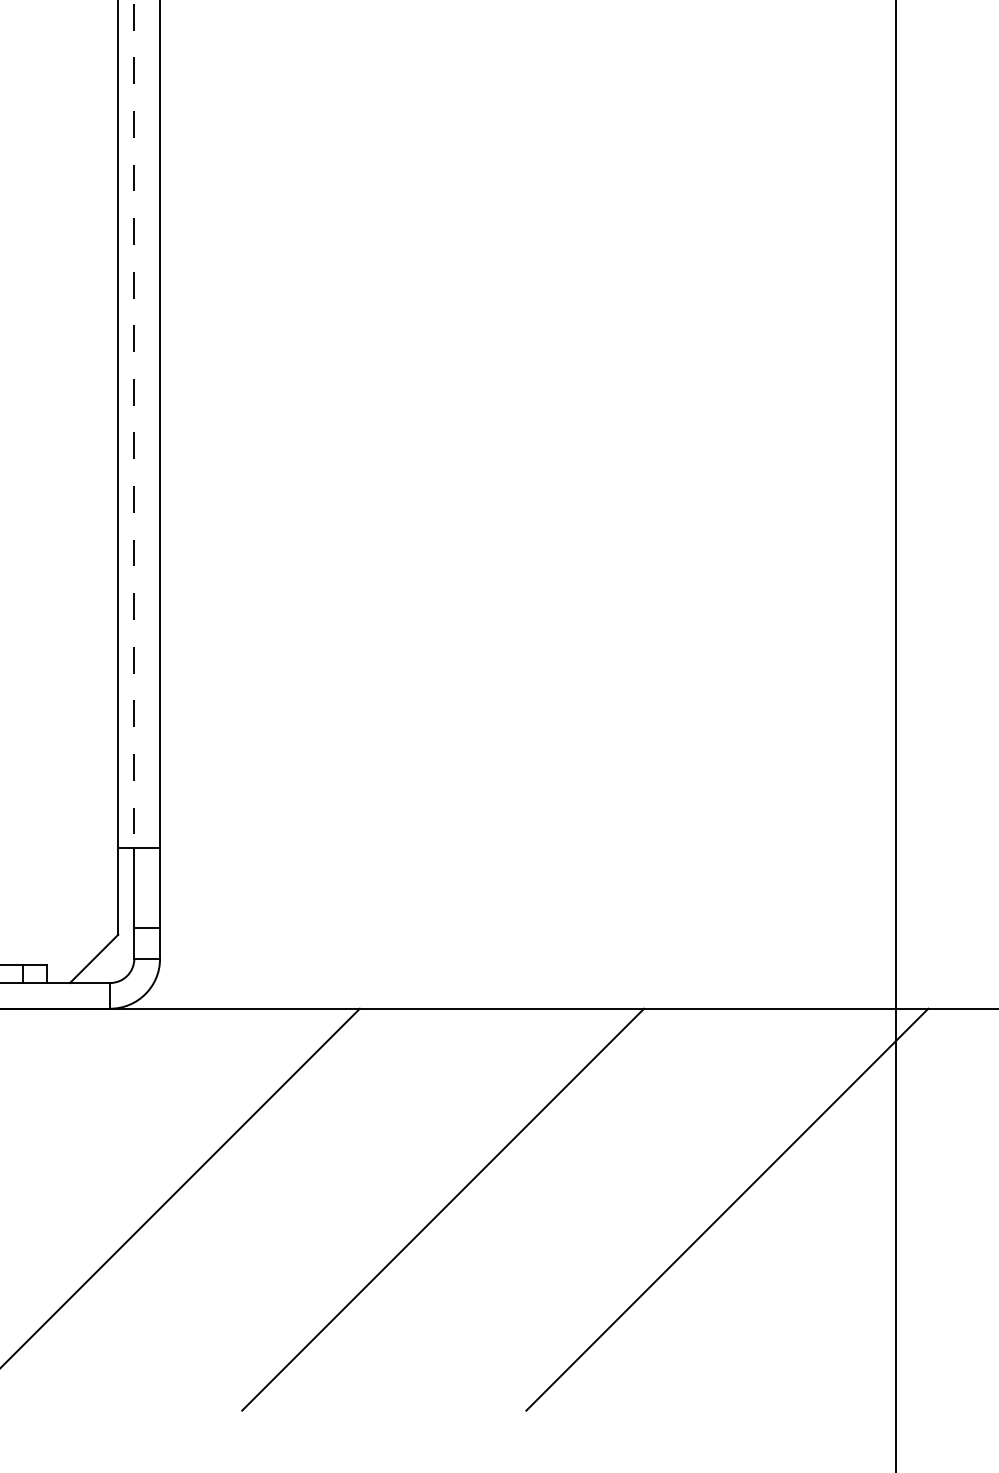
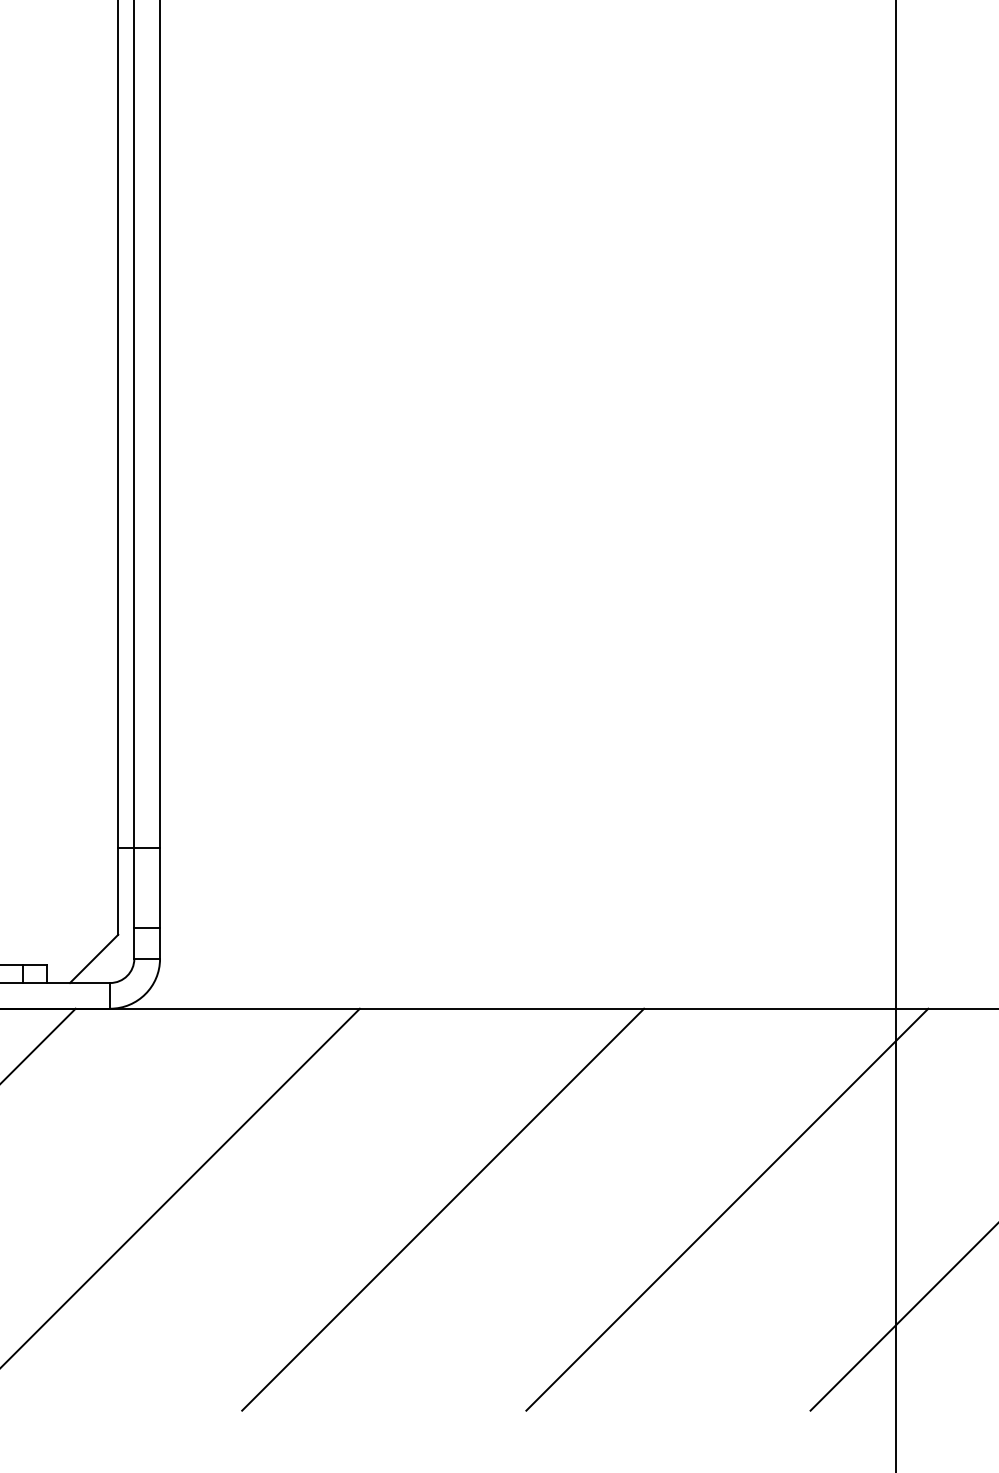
line: dashed -> solid (134, 424)
line: none -> present (38, 1045)
line: none -> present (902, 1317)
